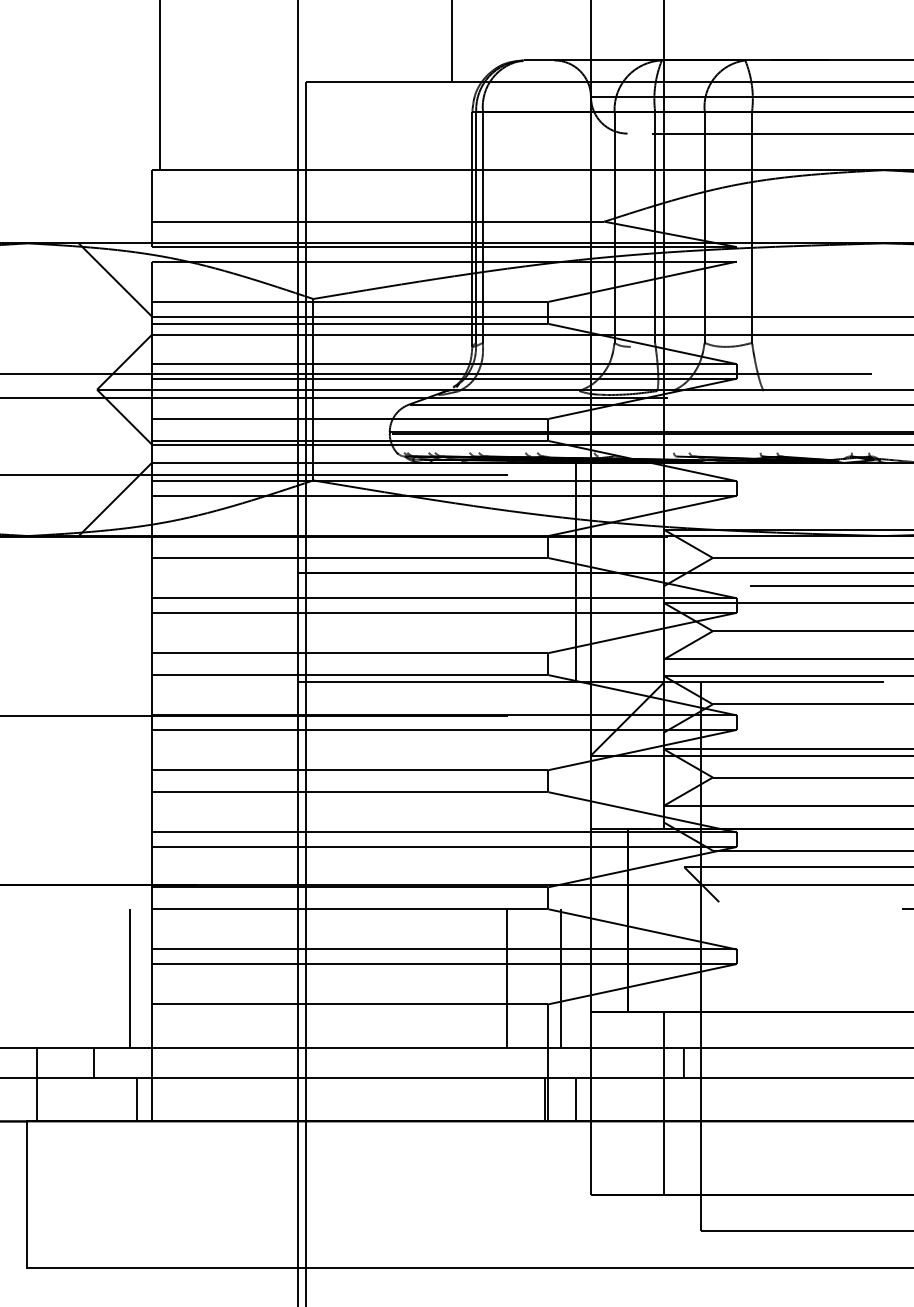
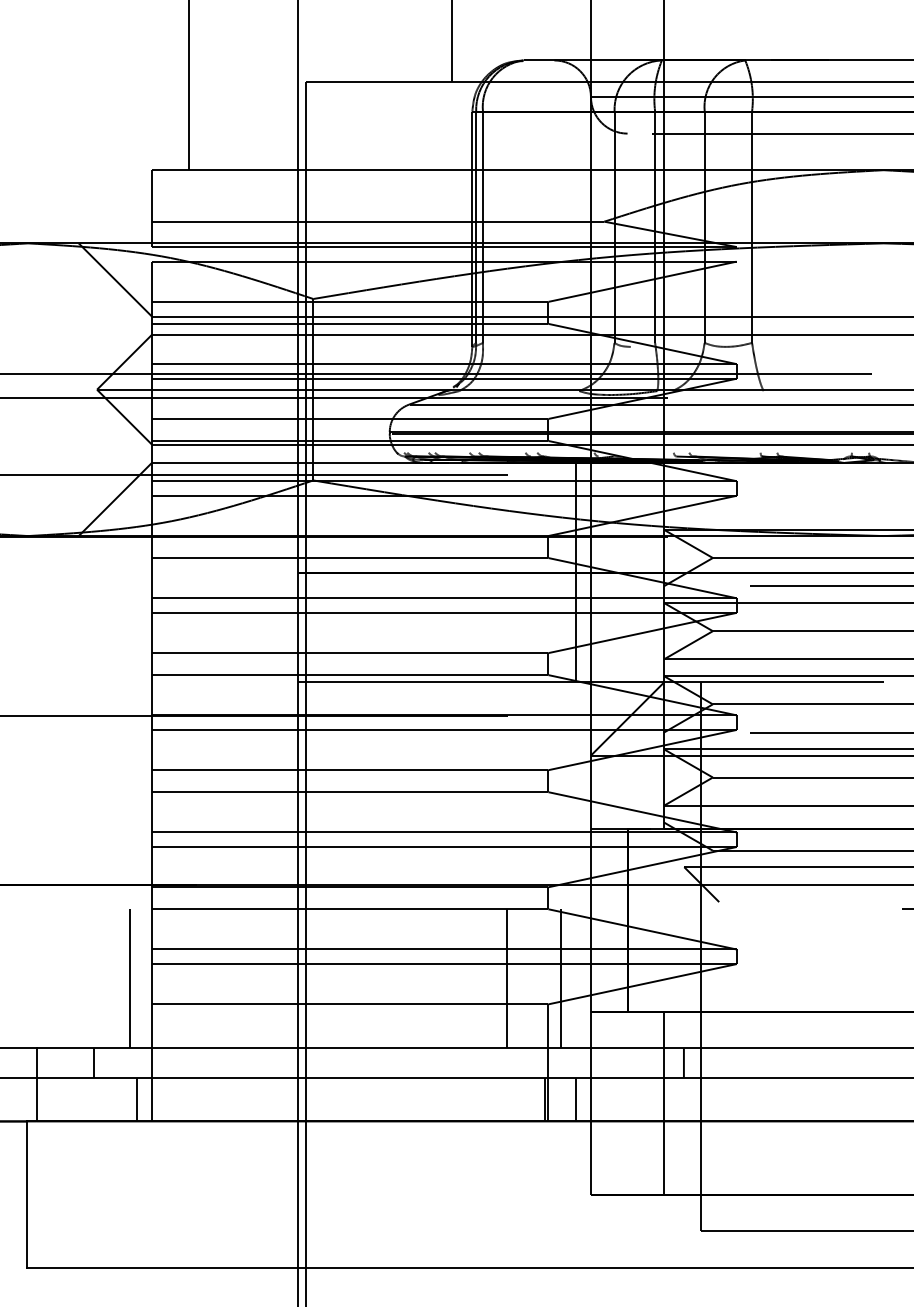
line position: (159, 86) -> (188, 86) (188, 86)
line: none -> present (829, 732)
